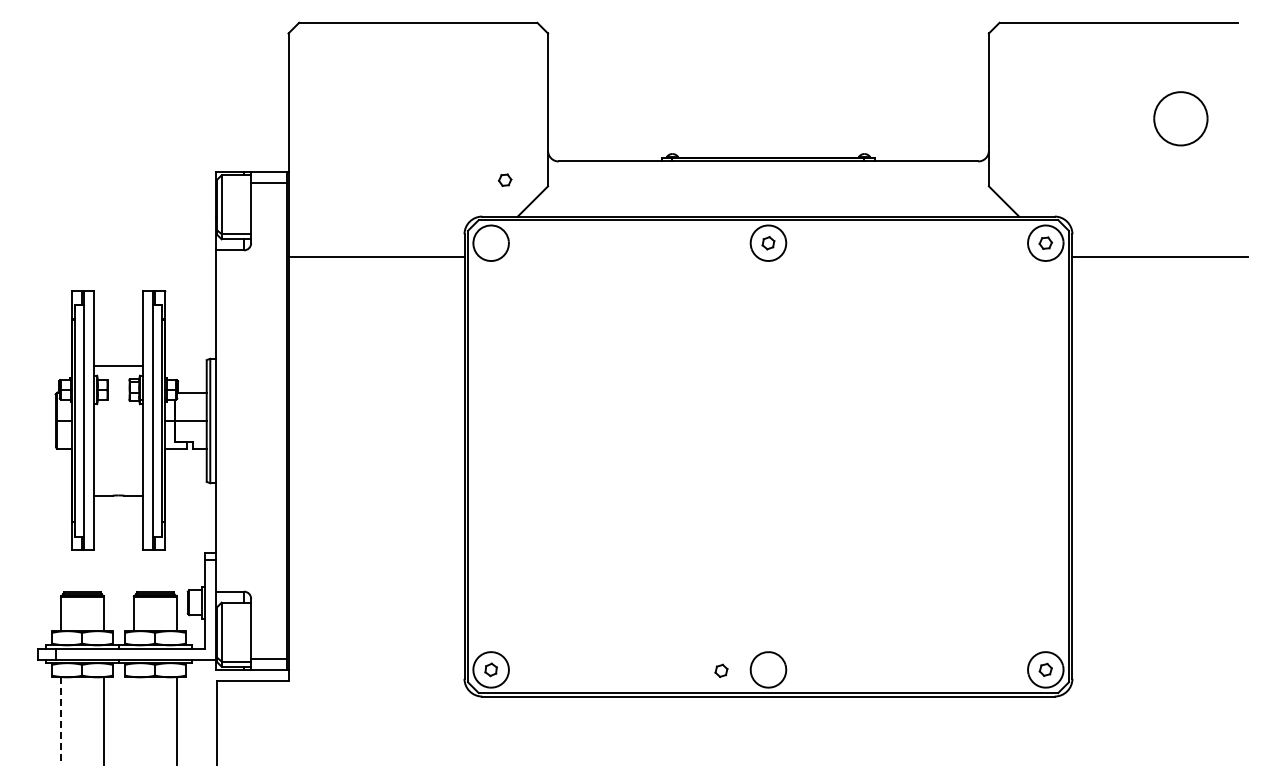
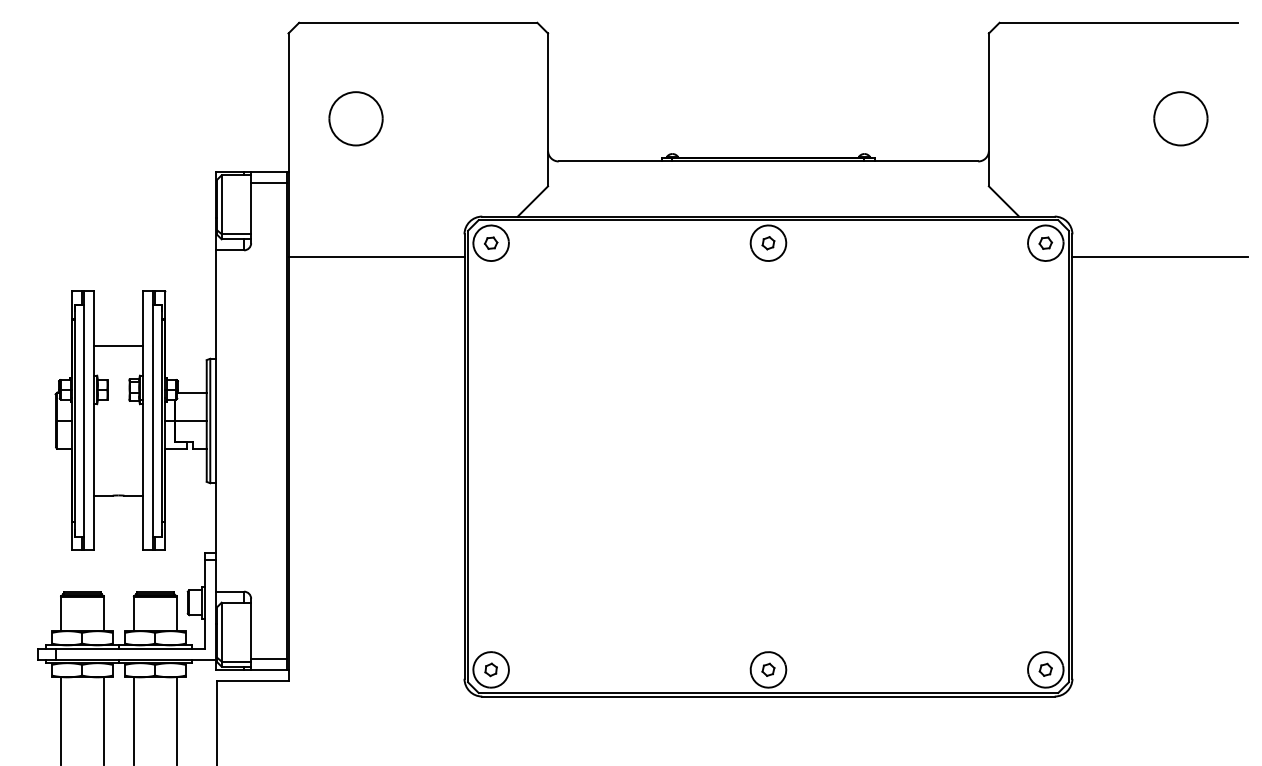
part: none -> present (355, 118)
part position: (505, 179) -> (491, 242) (491, 242)
line position: (118, 366) -> (118, 346) (118, 346)
part position: (721, 670) -> (768, 669) (768, 669)
line: none -> present (134, 719)
line: dashed -> solid (61, 721)
